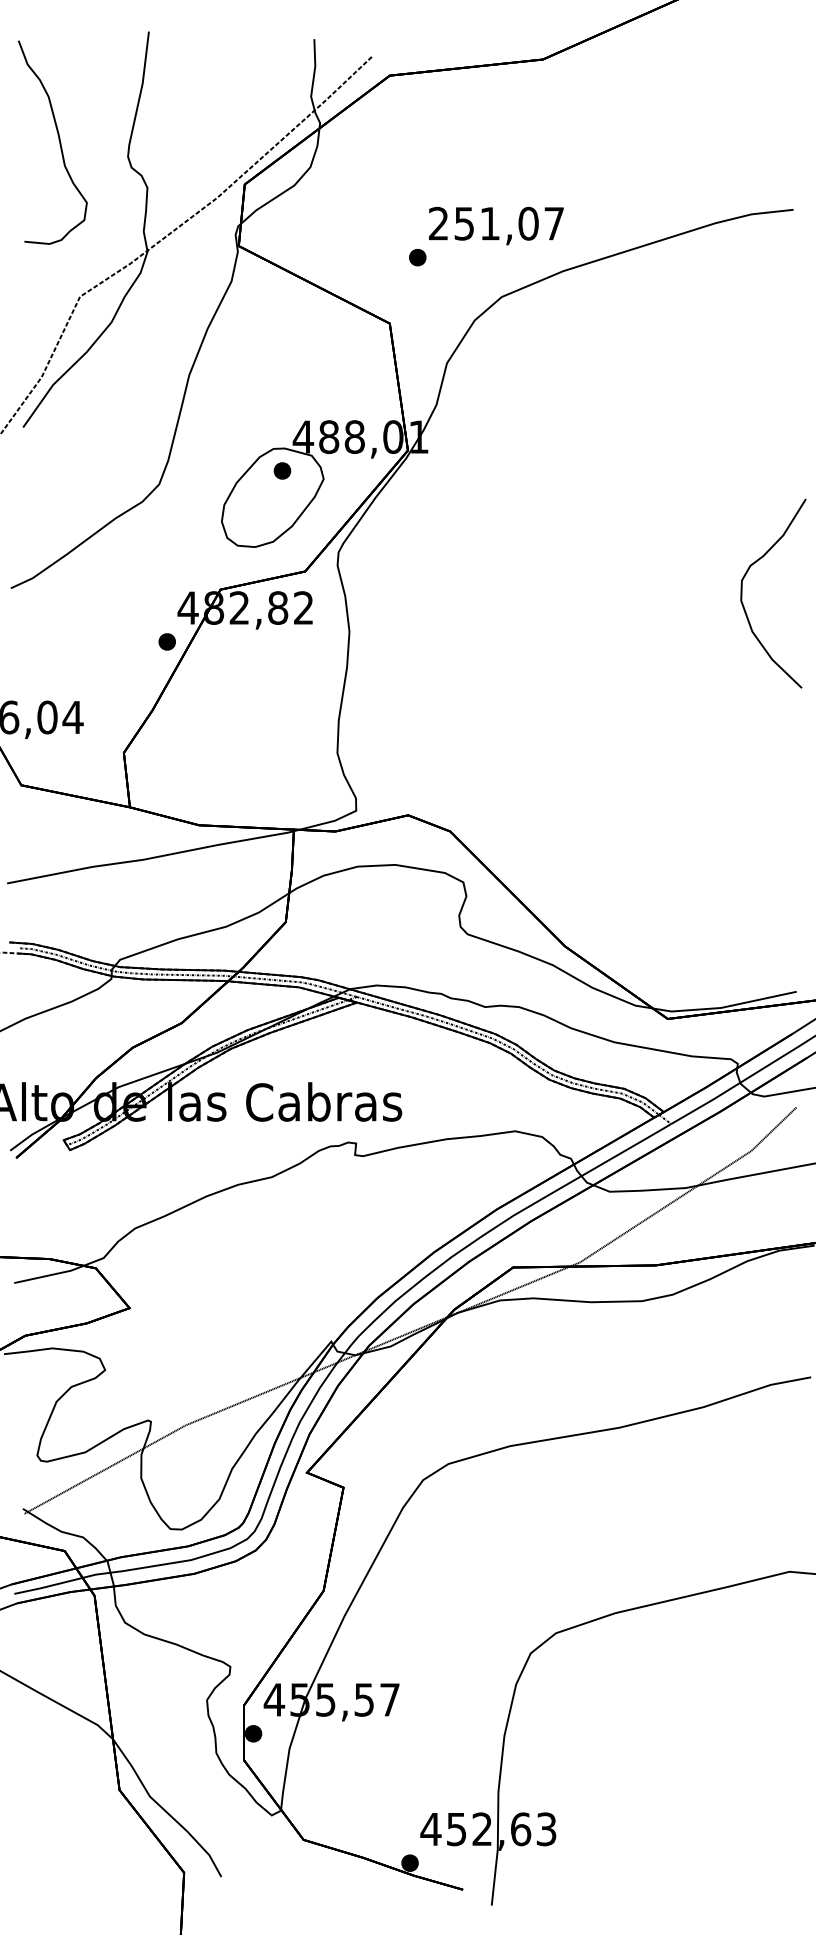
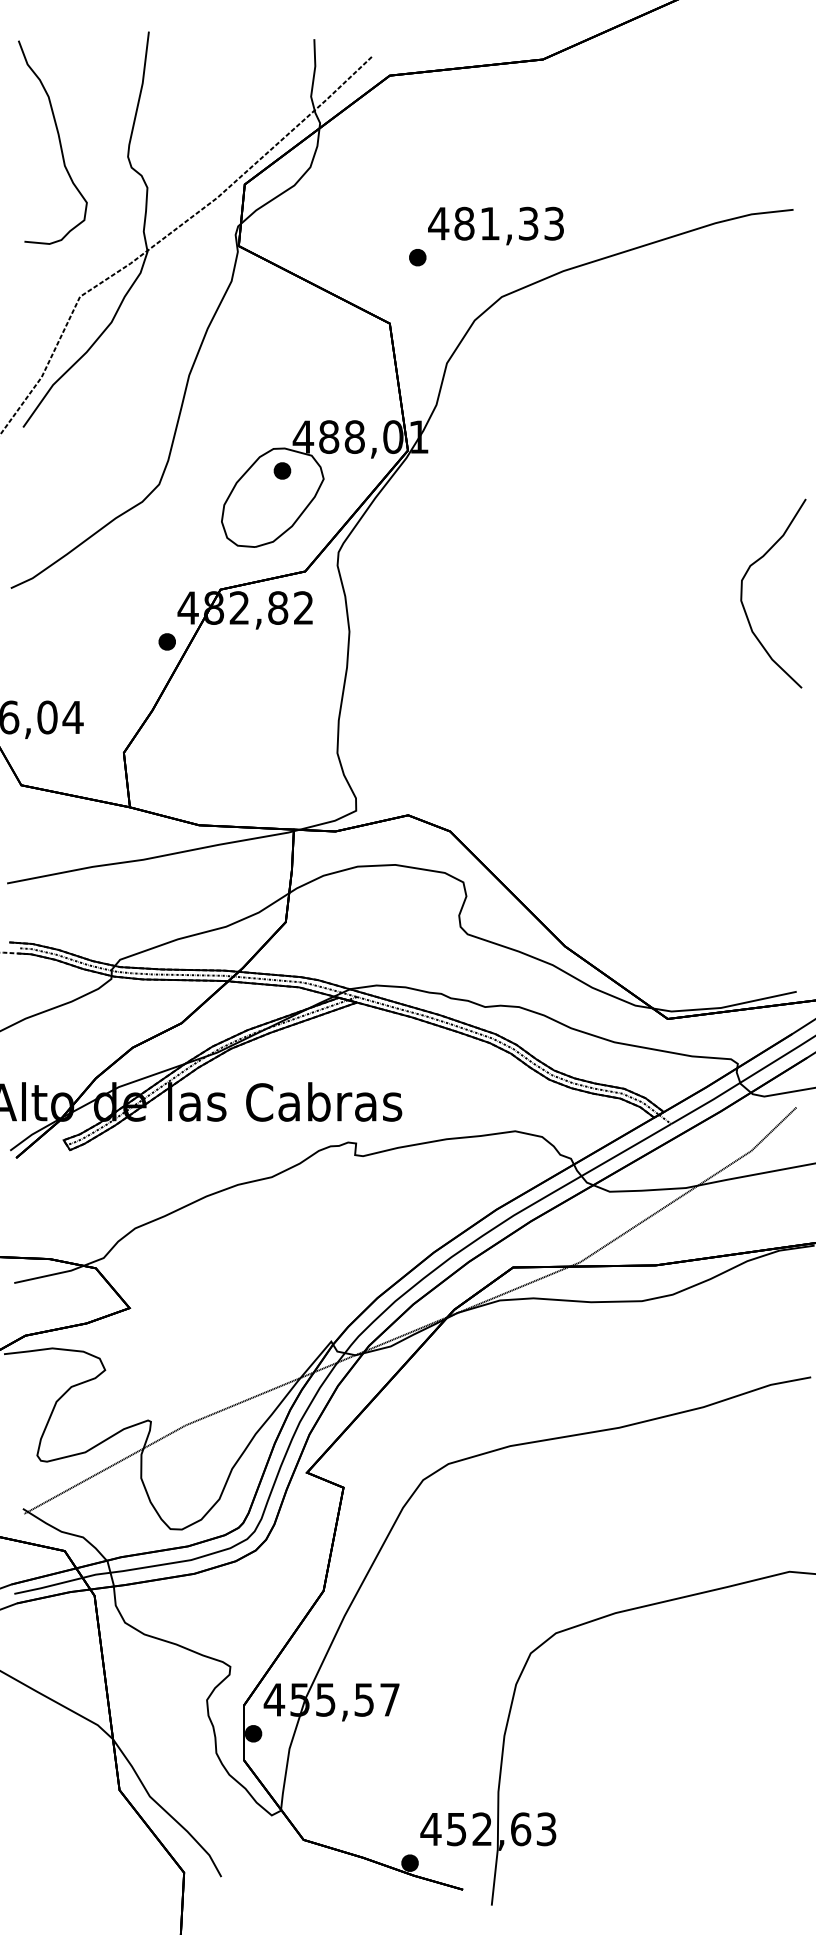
text: 251,07 -> 481,33 (495, 223)
